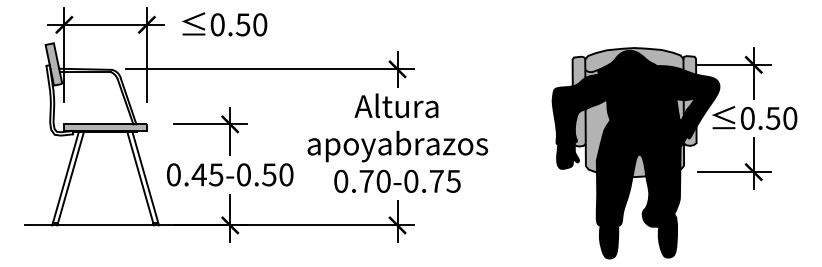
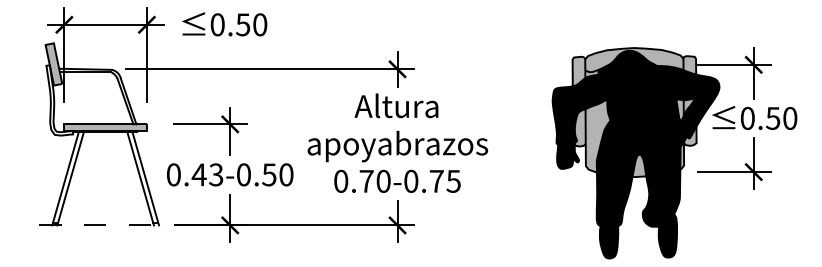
text: 0.45-0.50 -> 0.43-0.50 (216, 174)
line: solid -> dashed (110, 225)
